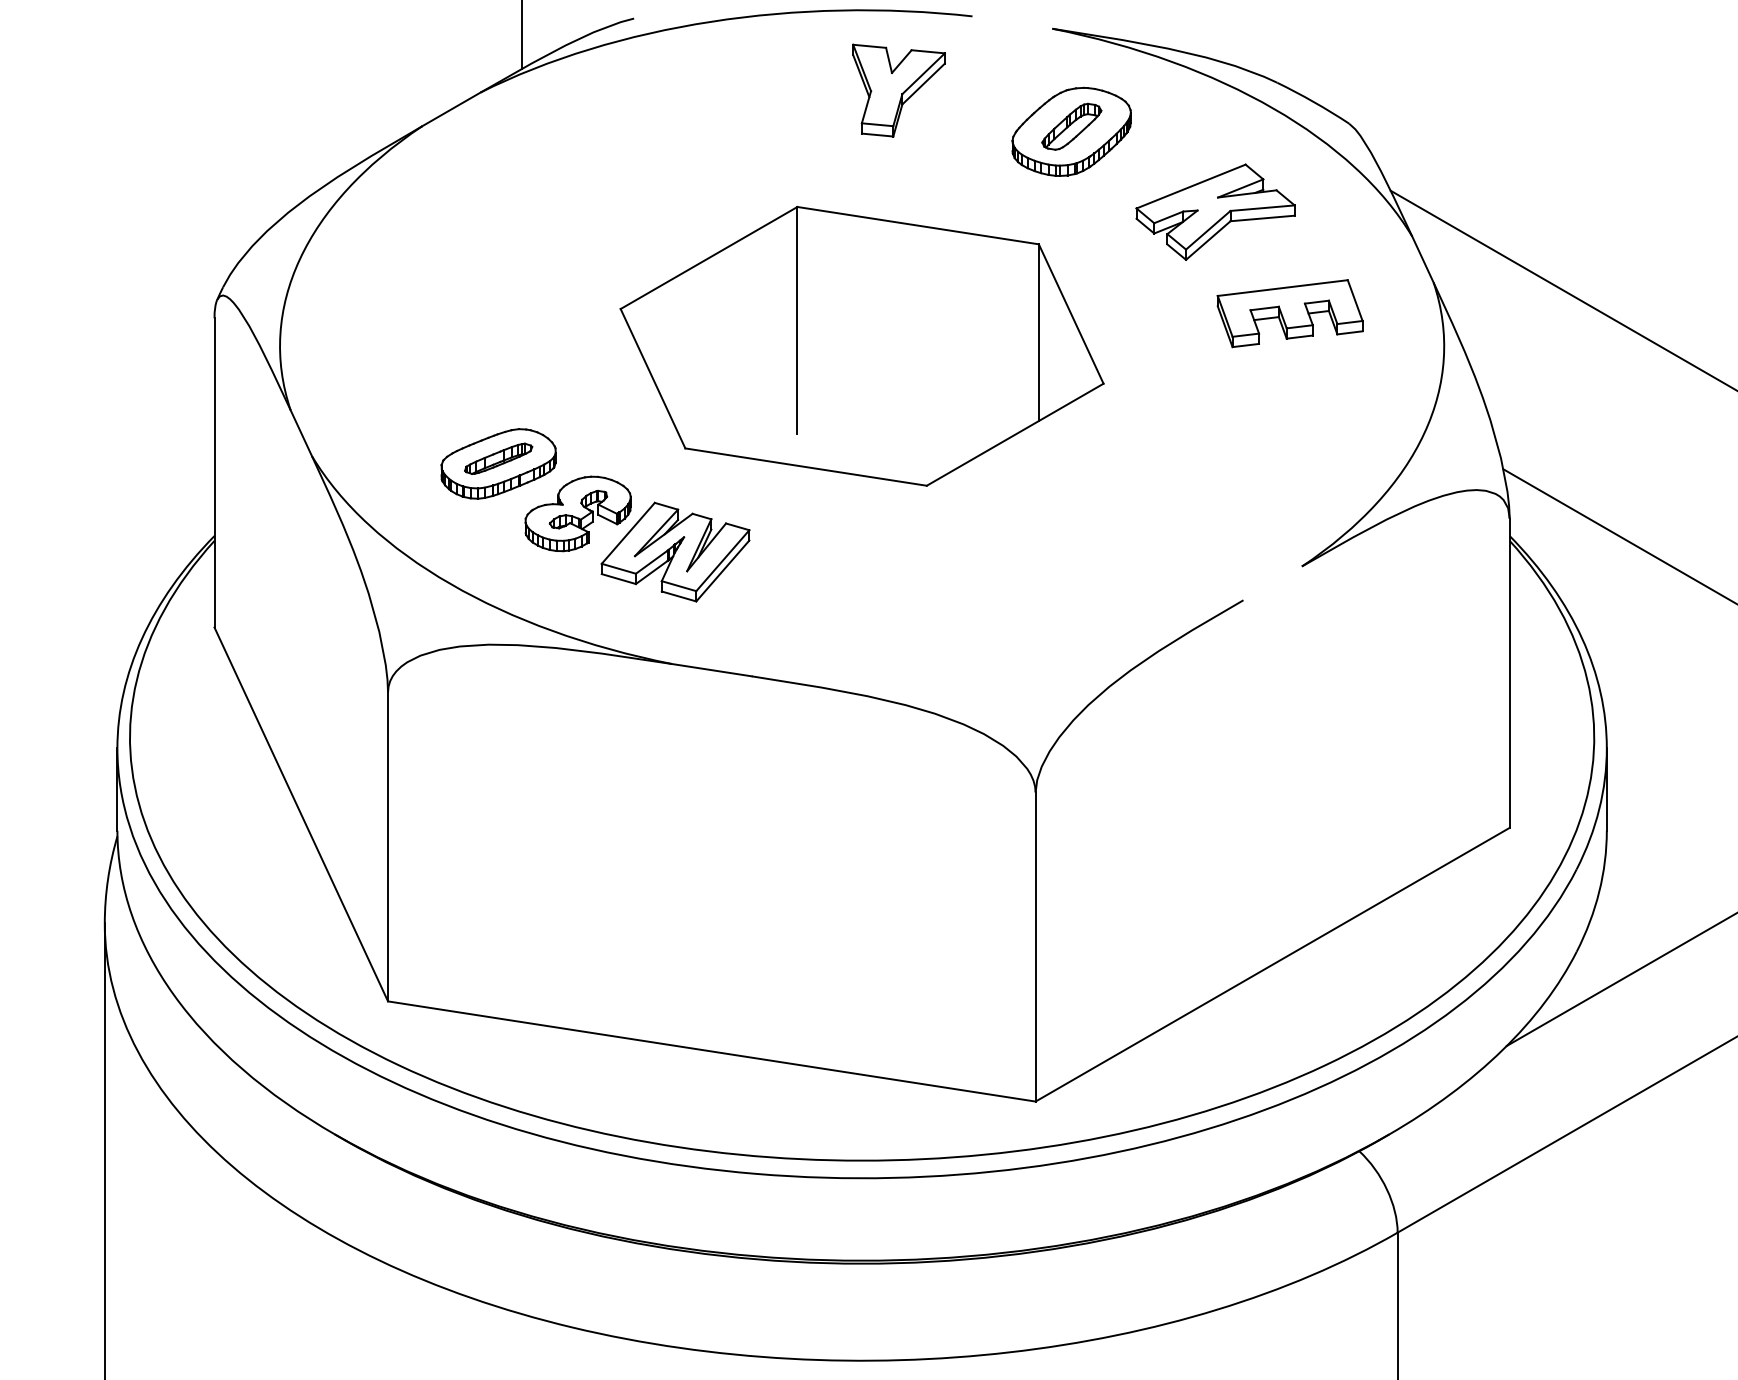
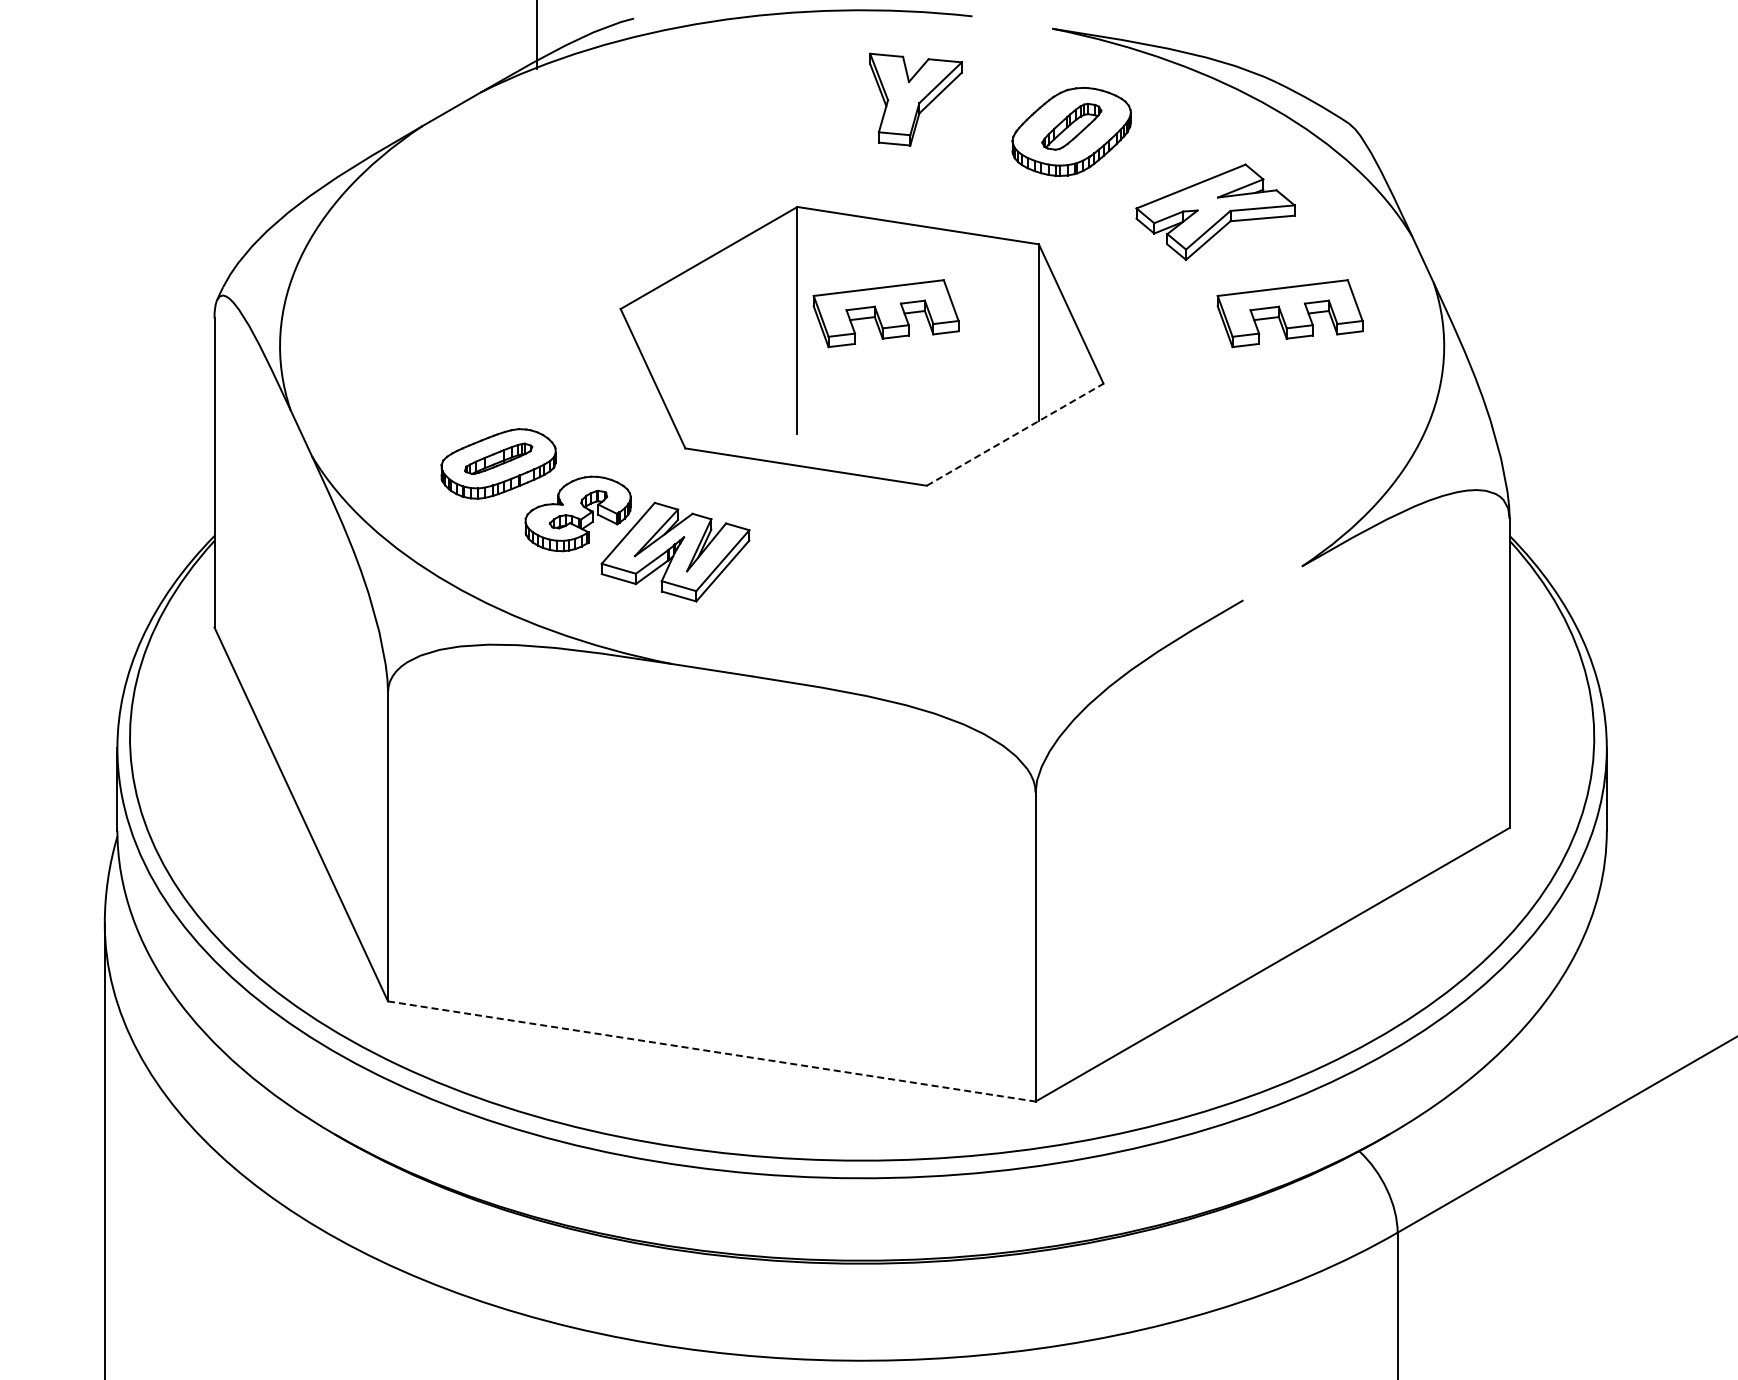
line position: (521, 35) -> (536, 35) (536, 35)
part position: (898, 90) -> (915, 99) (915, 99)
line: present -> none (1562, 289)
part: none -> present (885, 313)
line: solid -> dashed (1015, 434)
line: present -> none (1618, 535)
line: present -> none (1620, 979)
line: solid -> dashed (711, 1051)
